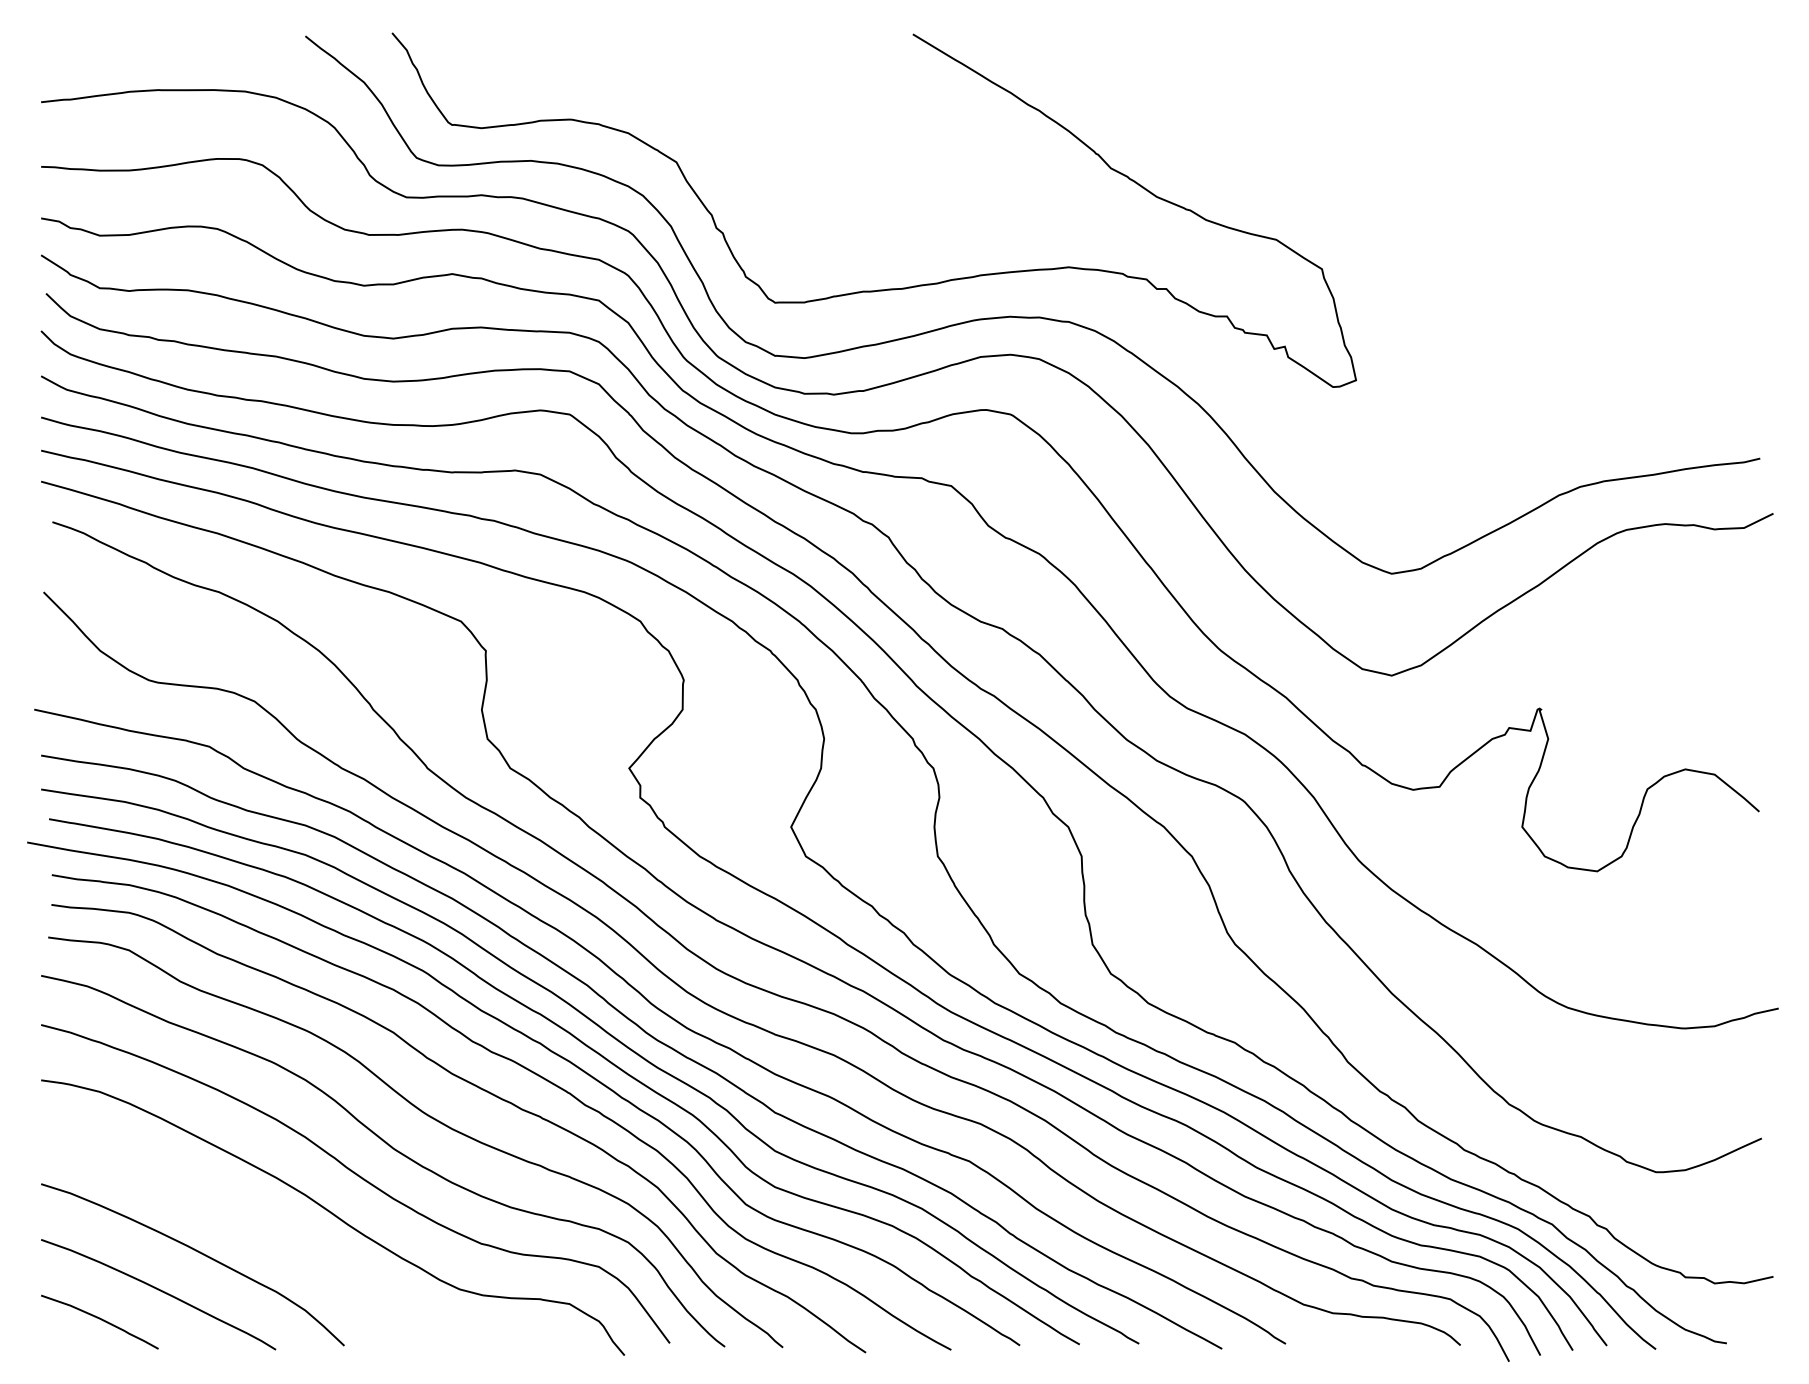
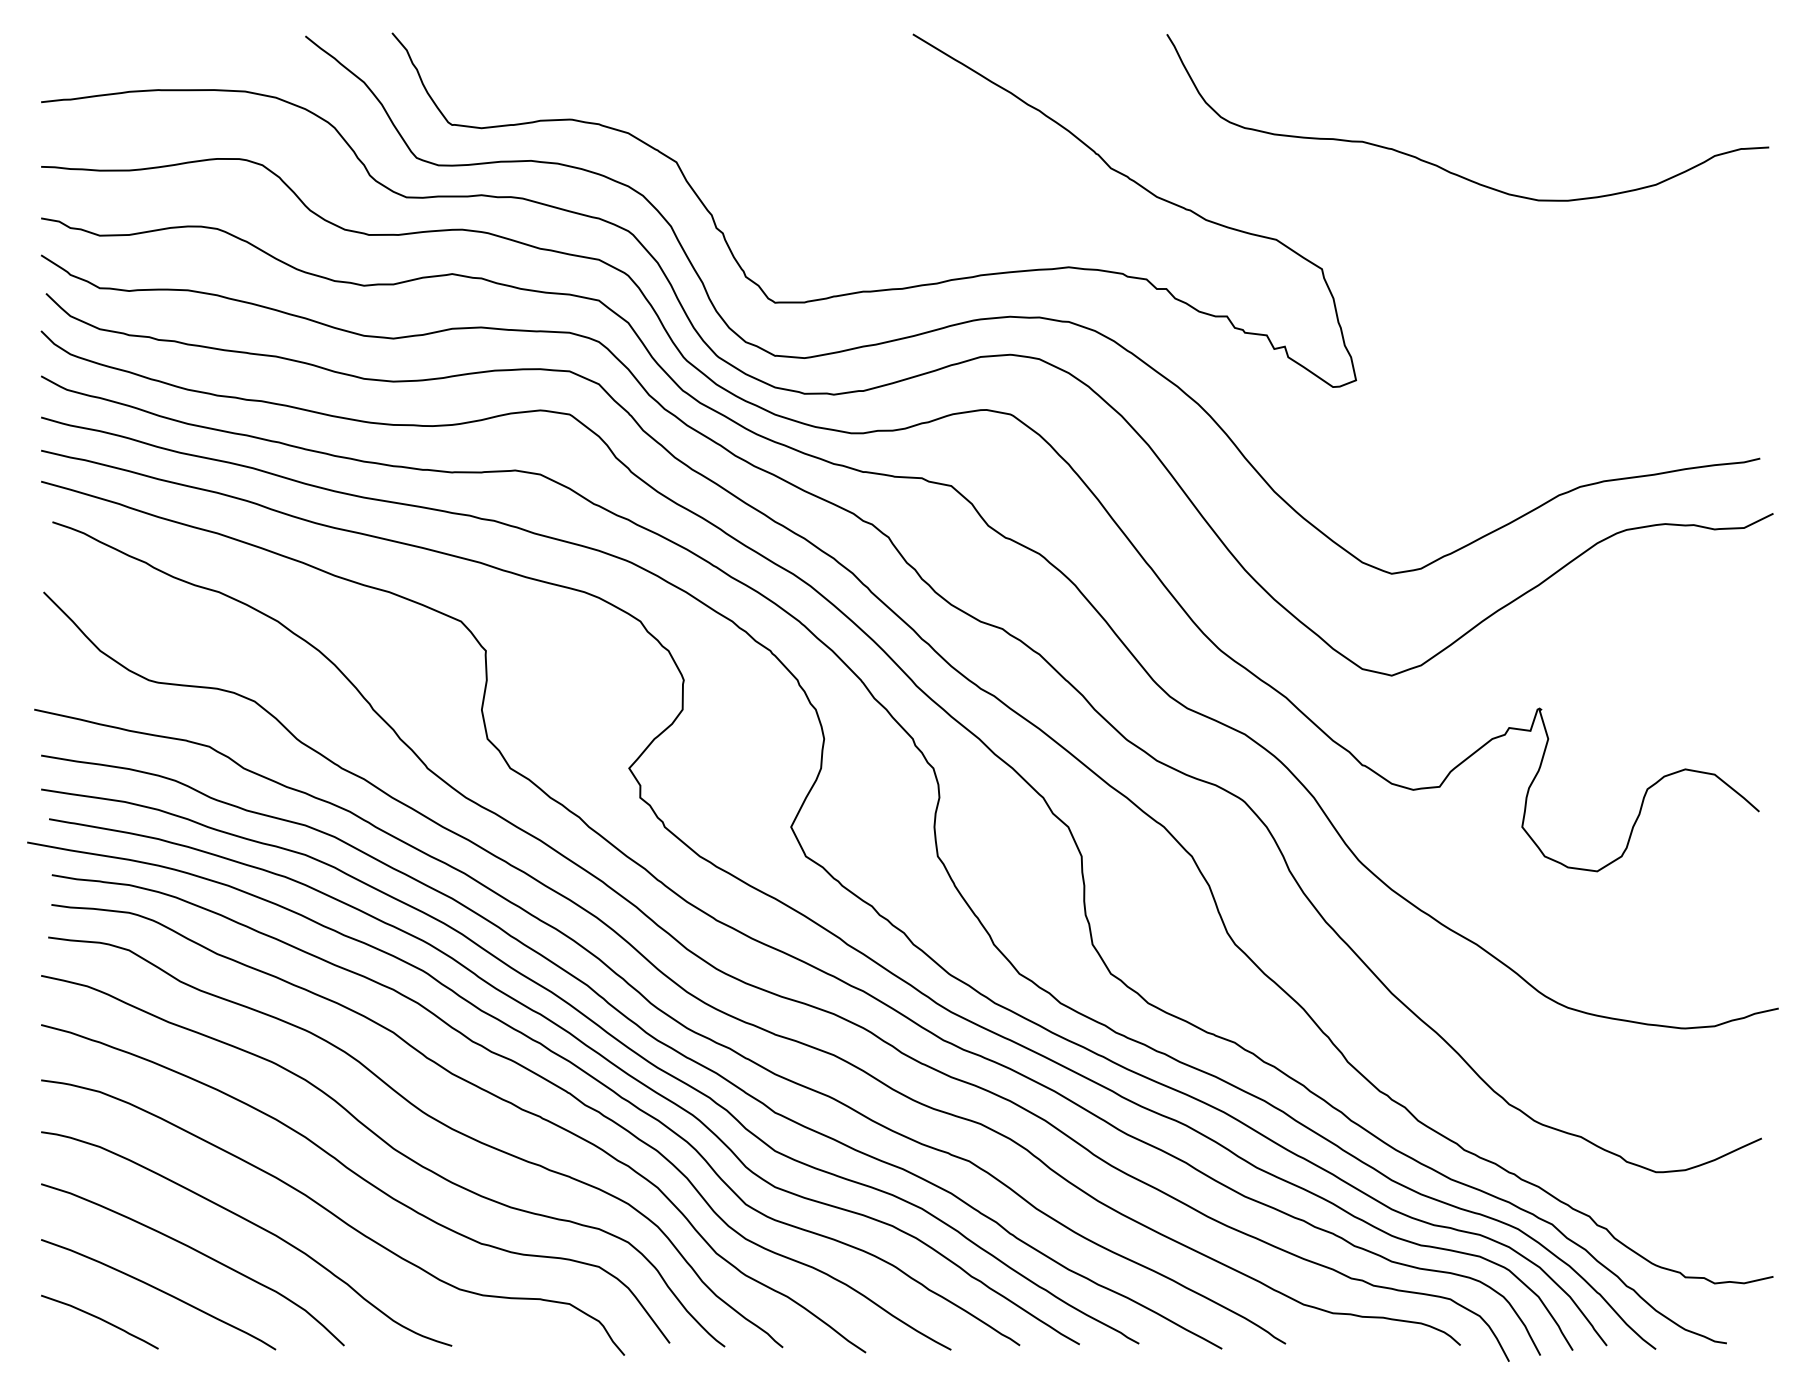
curve: none -> present (1442, 167)
curve: none -> present (252, 1224)
